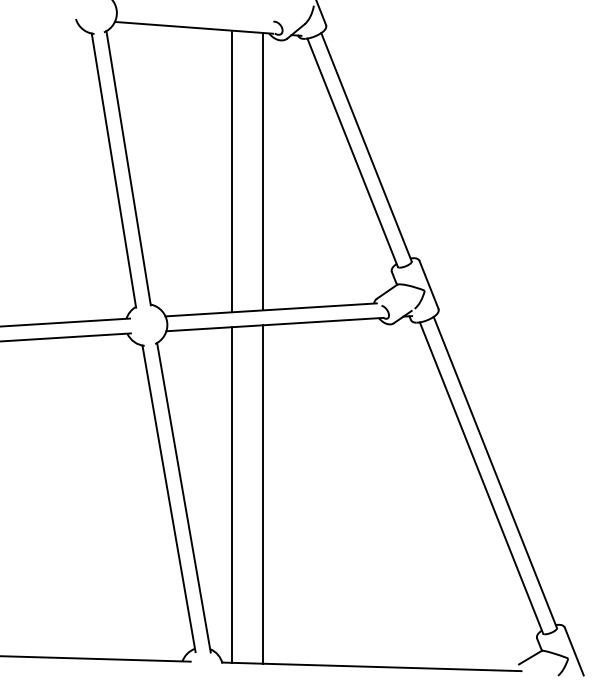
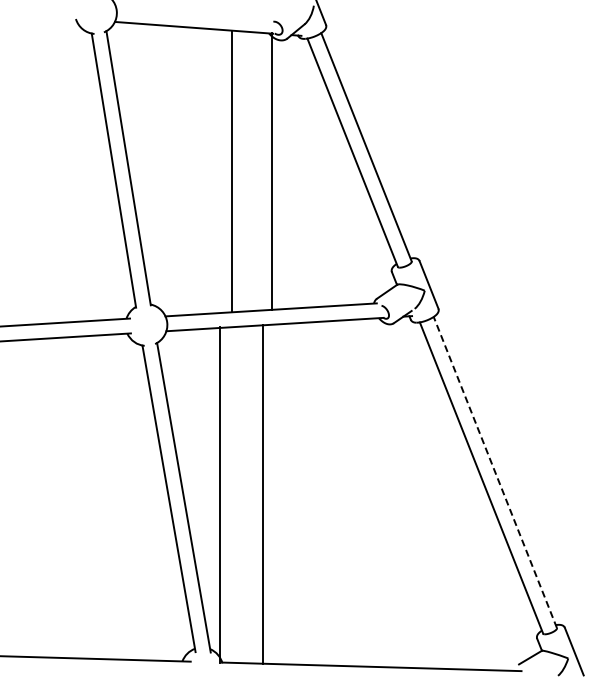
line position: (262, 171) -> (271, 171) (271, 171)
line: solid -> dashed (495, 472)
line position: (231, 494) -> (219, 494) (219, 494)
